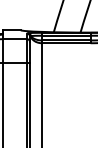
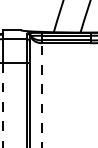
line: solid -> dashed (42, 95)
line: solid -> dashed (2, 106)
